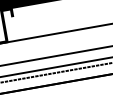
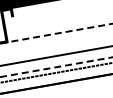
line: solid -> dashed (56, 33)
line: solid -> dashed (56, 67)
